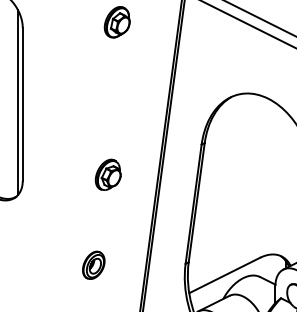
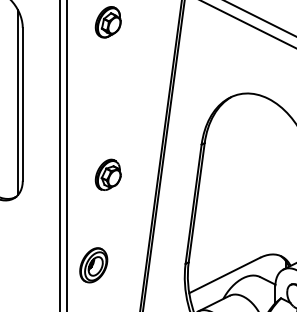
part position: (116, 22) -> (107, 22) (107, 22)
line: none -> present (59, 155)
line: none -> present (67, 155)
part size: 24x30 px -> 30x37 px (93, 265)
